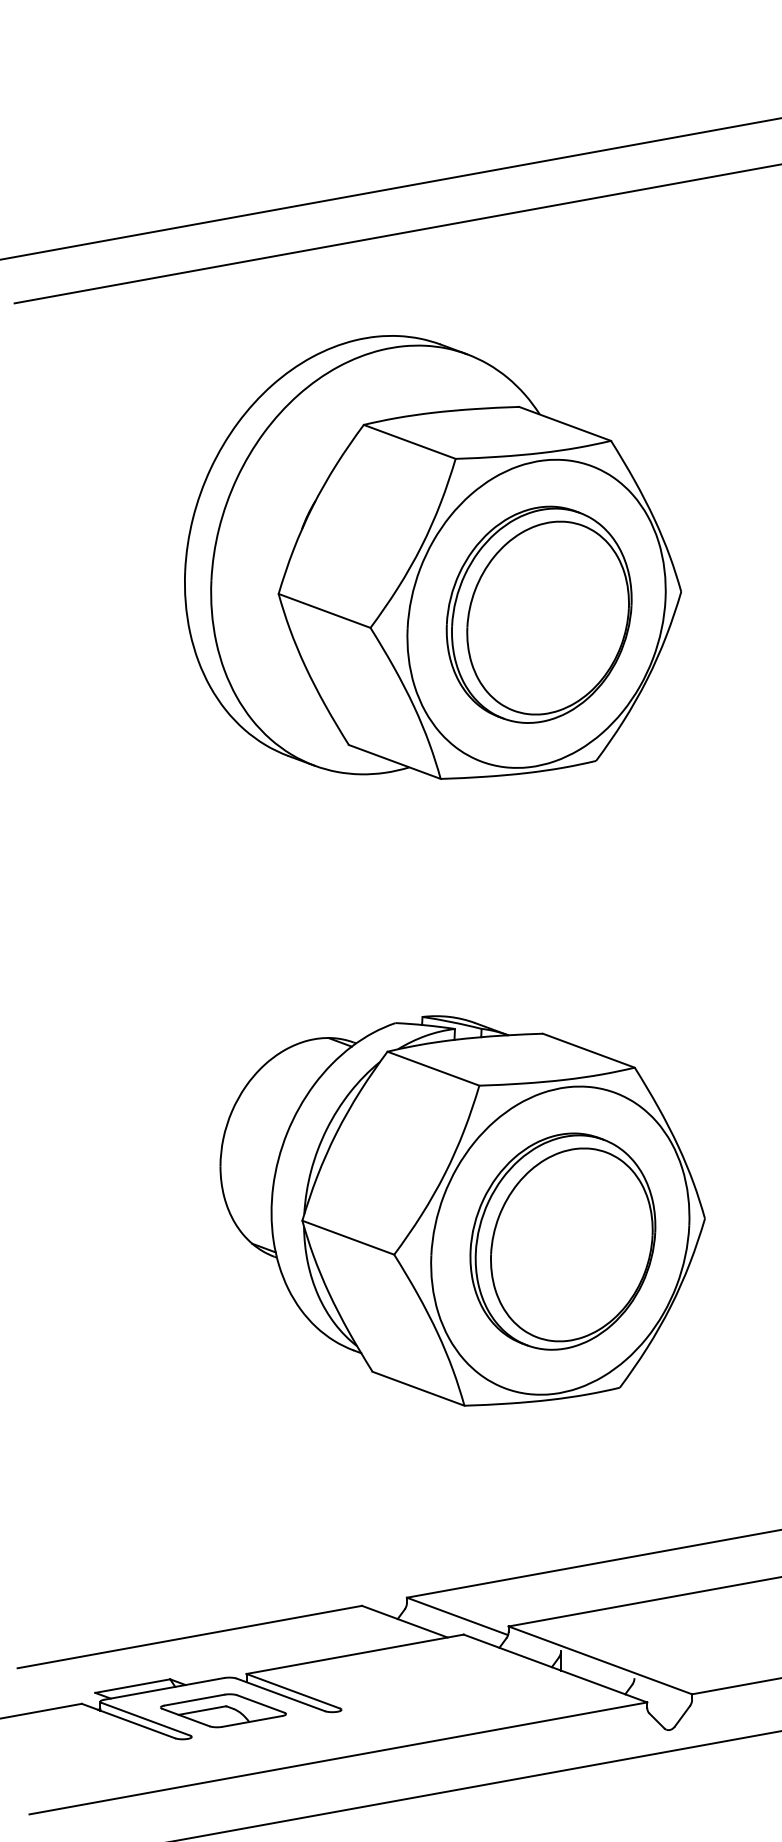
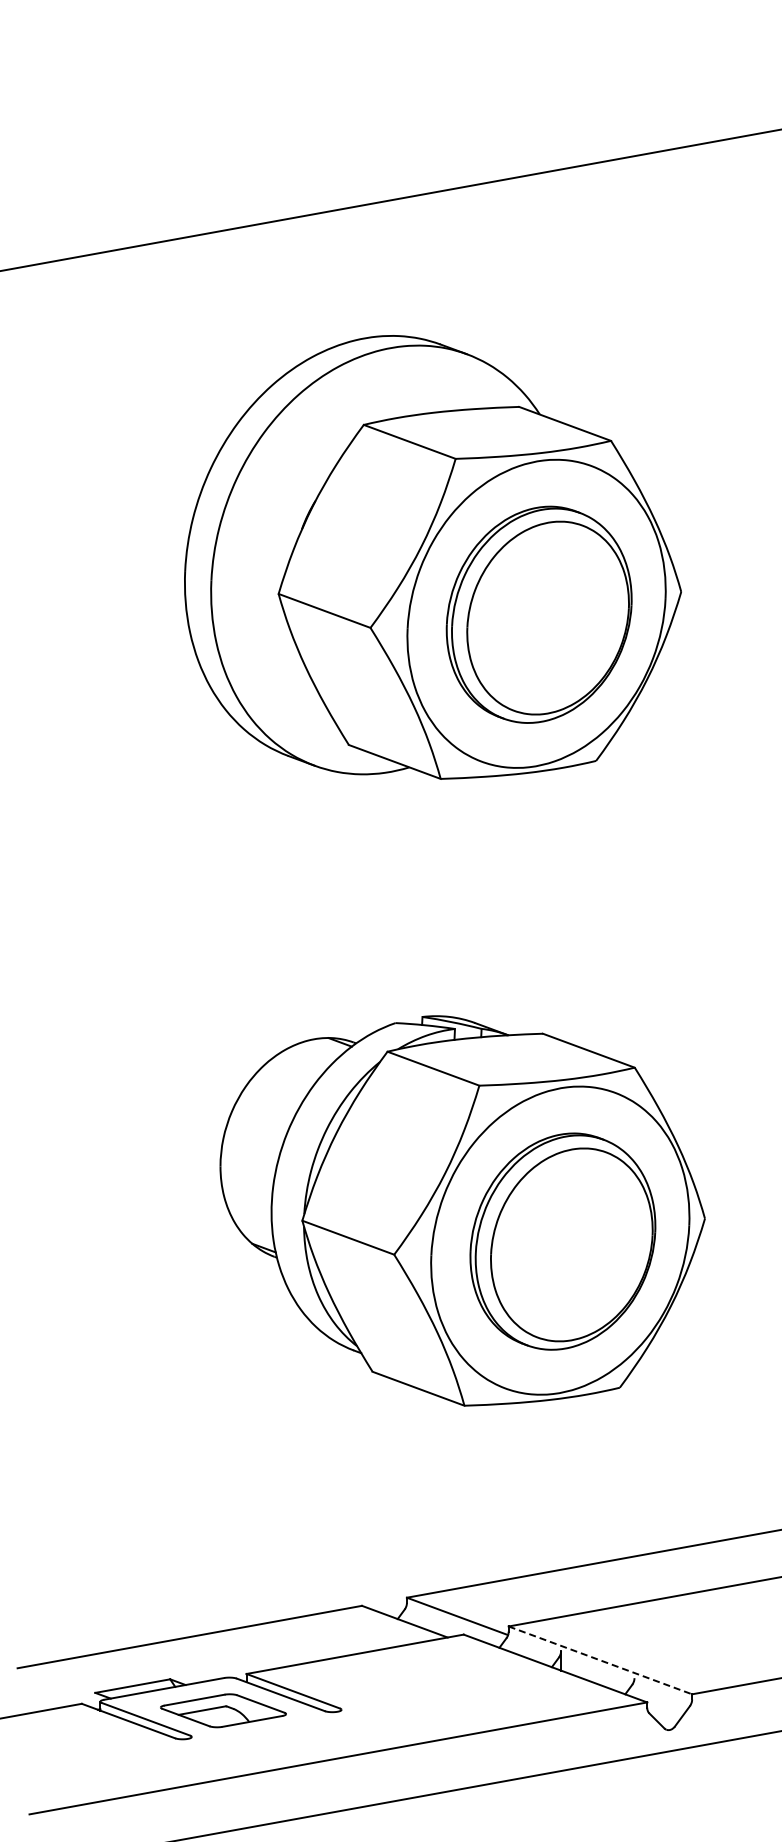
line position: (390, 188) -> (390, 200) (390, 200)
line: present -> none (396, 233)
line: solid -> dashed (600, 1660)
